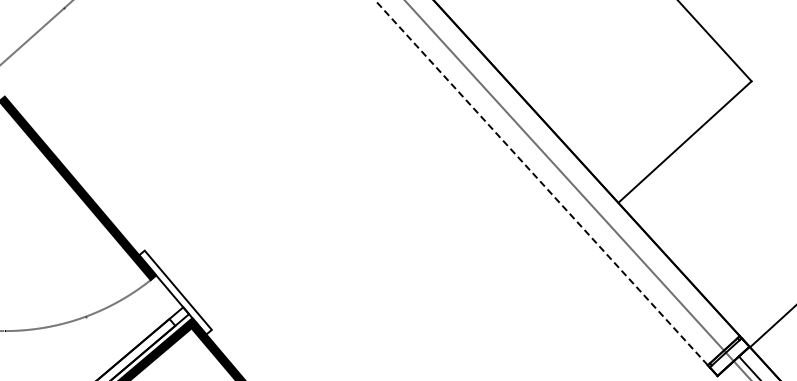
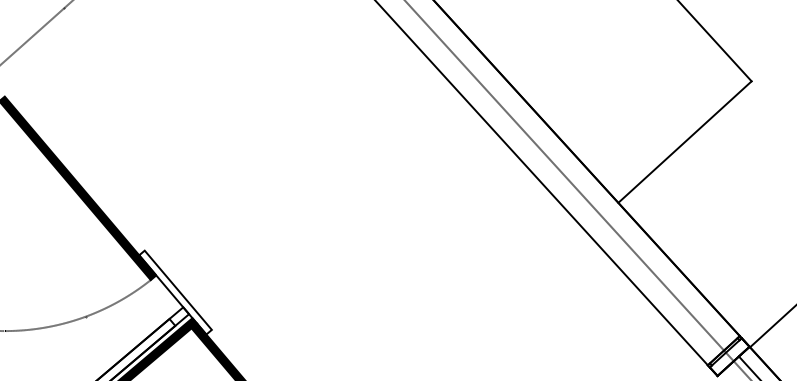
line: dashed -> solid (541, 182)
